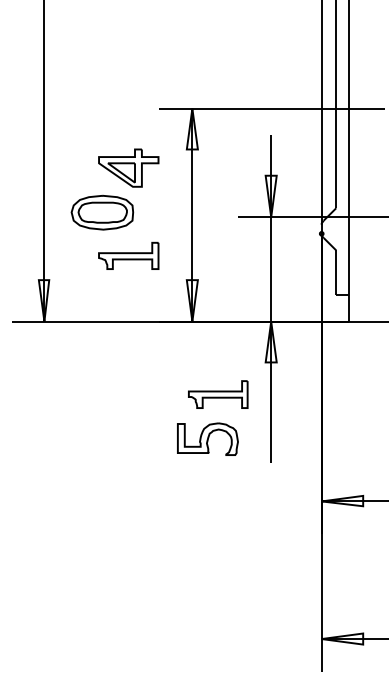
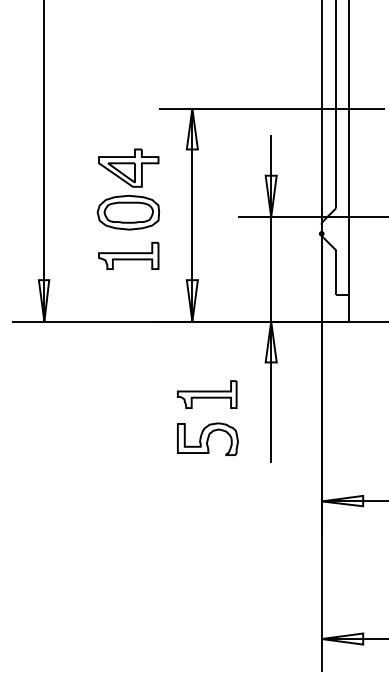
part position: (102, 212) -> (128, 212) (128, 212)
part position: (218, 394) -> (207, 394) (207, 394)
